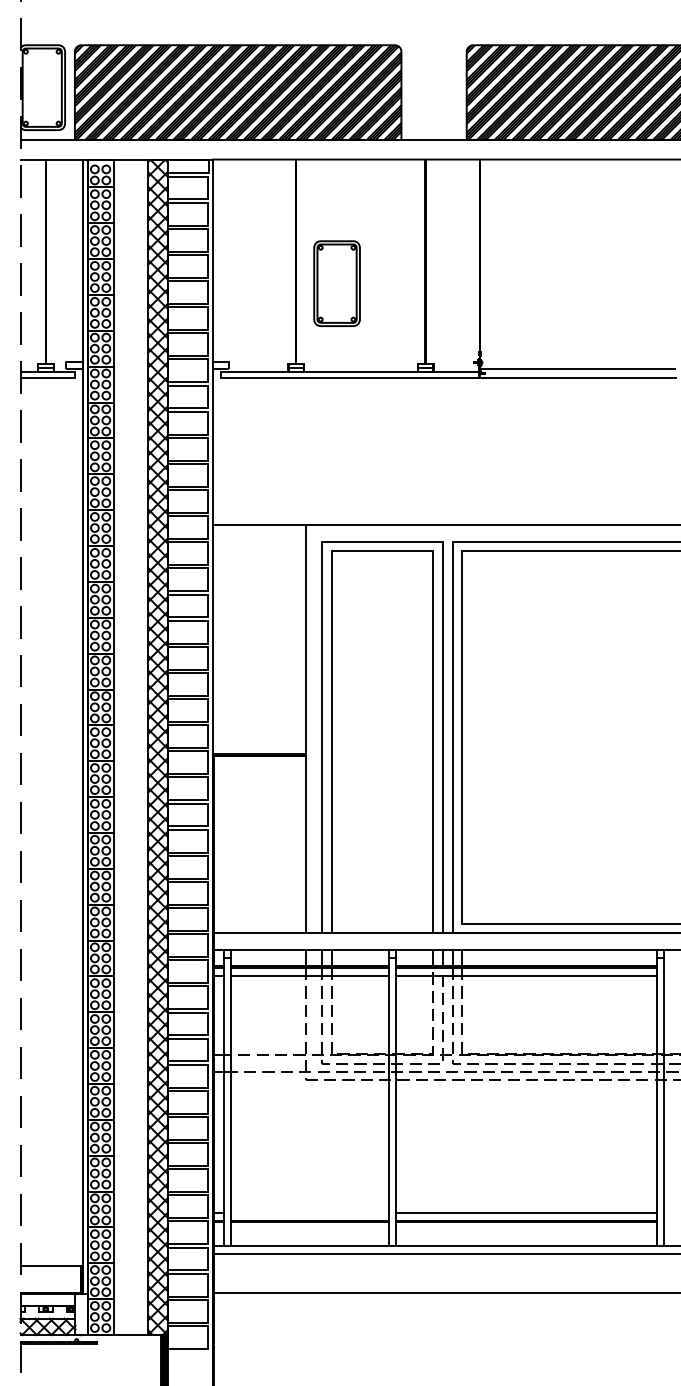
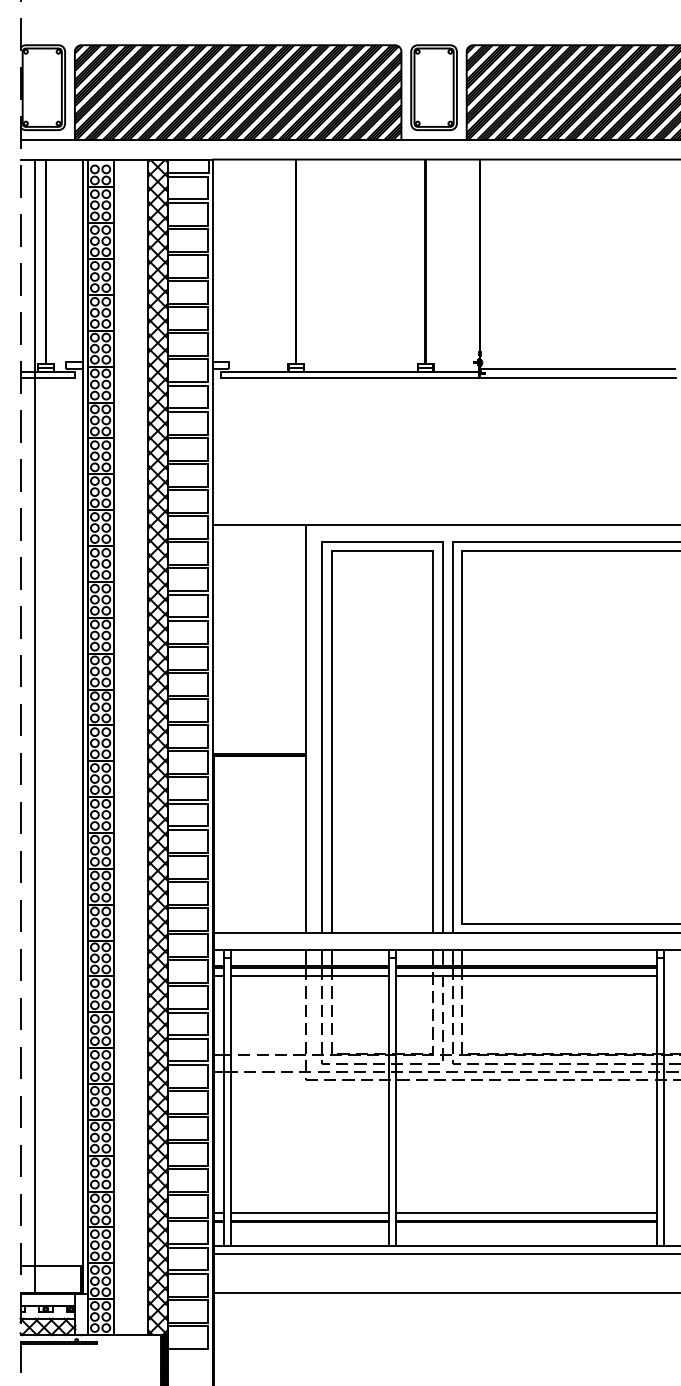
part position: (336, 283) -> (433, 87) (433, 87)
line: none -> present (35, 725)
line: none -> present (309, 1212)
